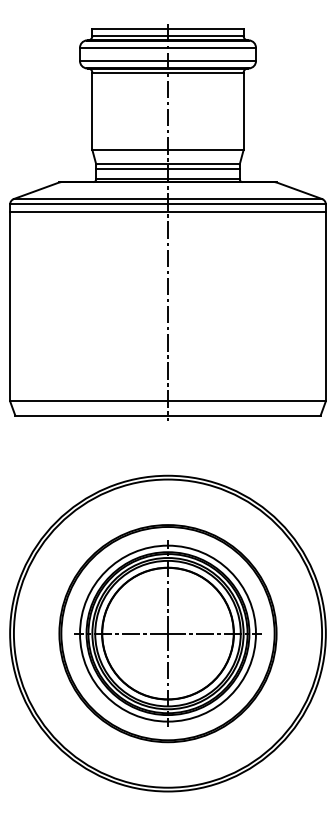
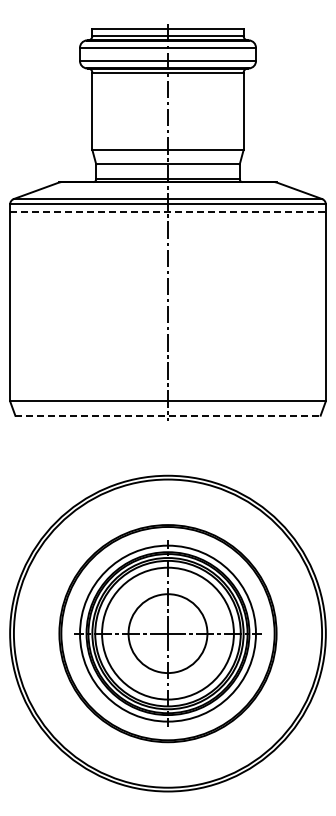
line: present -> none (167, 168)
line: solid -> dashed (168, 211)
line: solid -> dashed (168, 415)
circle diameter: 131 px -> 79 px (167, 633)
